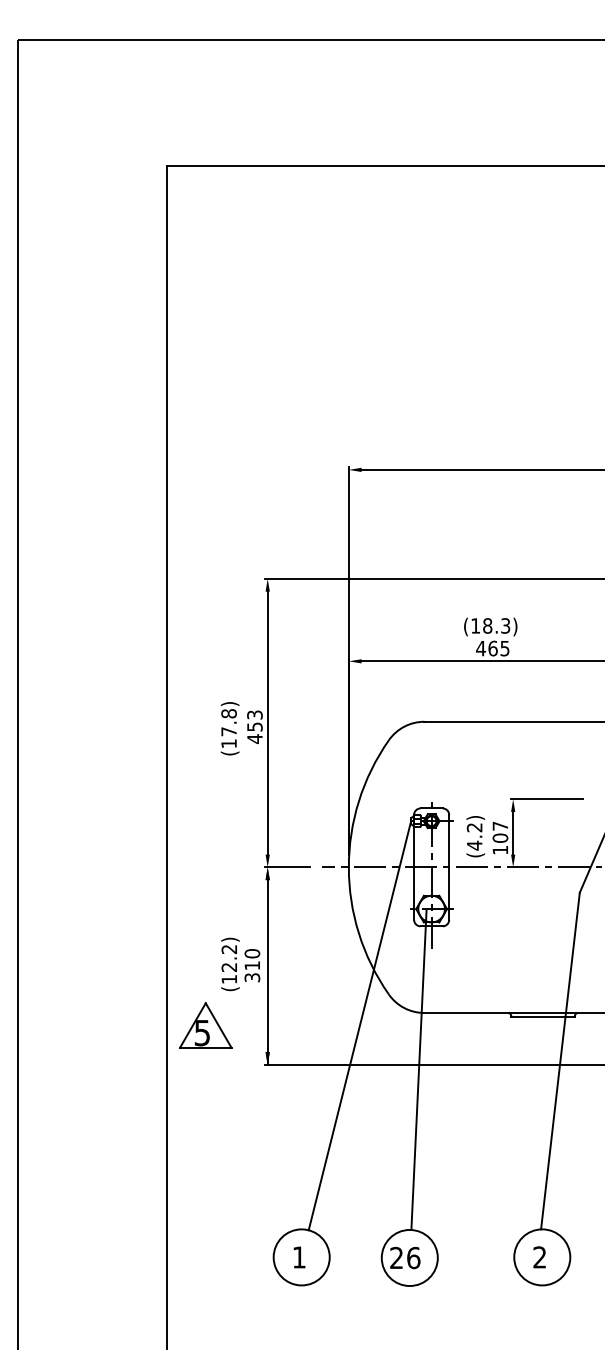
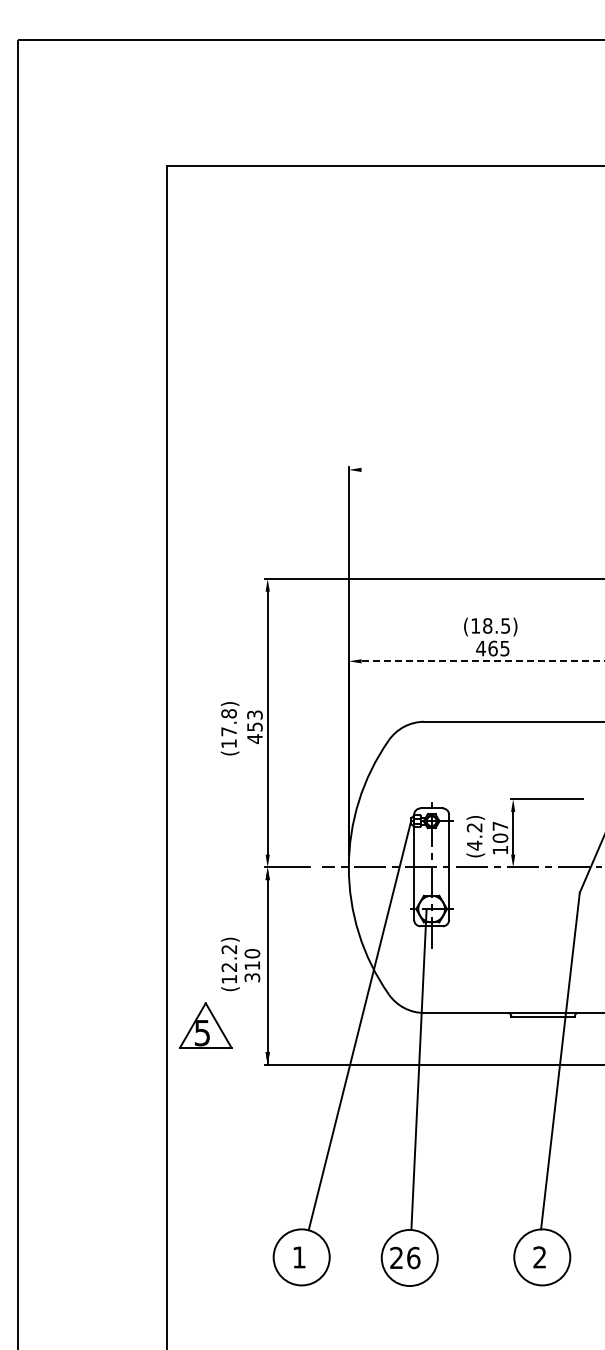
line: present -> none (481, 469)
text: (18.3) -> (18.5) (505, 625)
line: solid -> dashed (483, 661)
